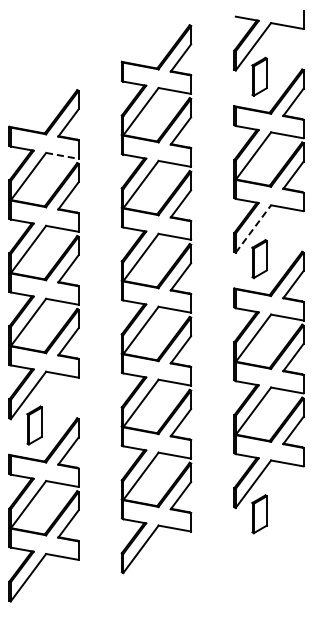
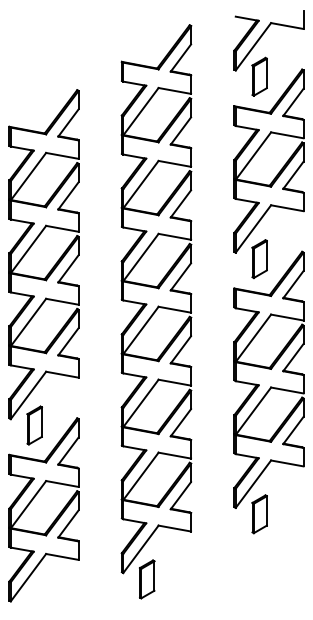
line: dashed -> solid (62, 155)
line: dashed -> solid (253, 229)
part: none -> present (147, 579)
